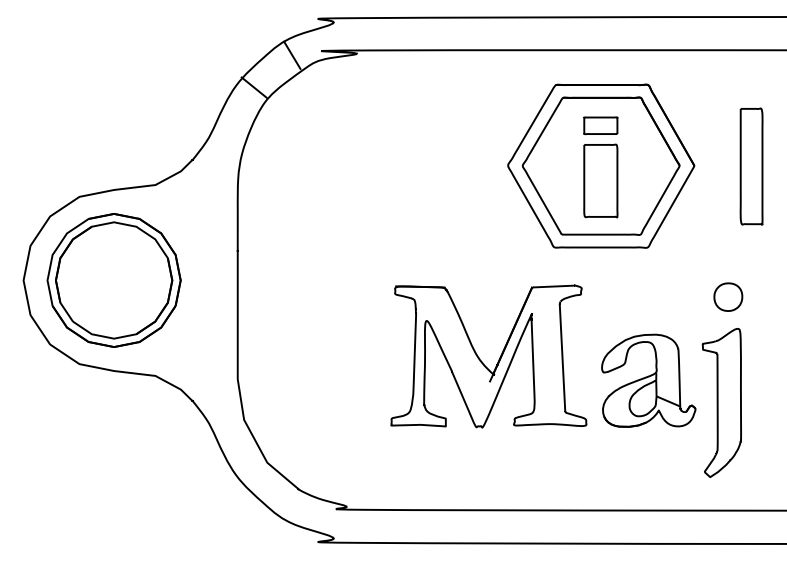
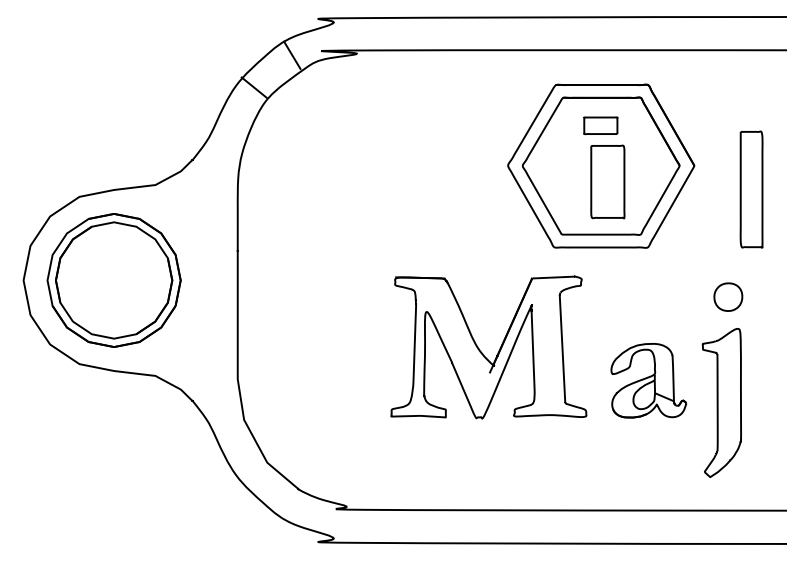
part position: (751, 166) -> (751, 189) (751, 189)
part position: (600, 180) -> (607, 181) (607, 181)
part position: (482, 361) -> (482, 352) (482, 352)
part size: 96x95 px -> 78x76 px (648, 380)
